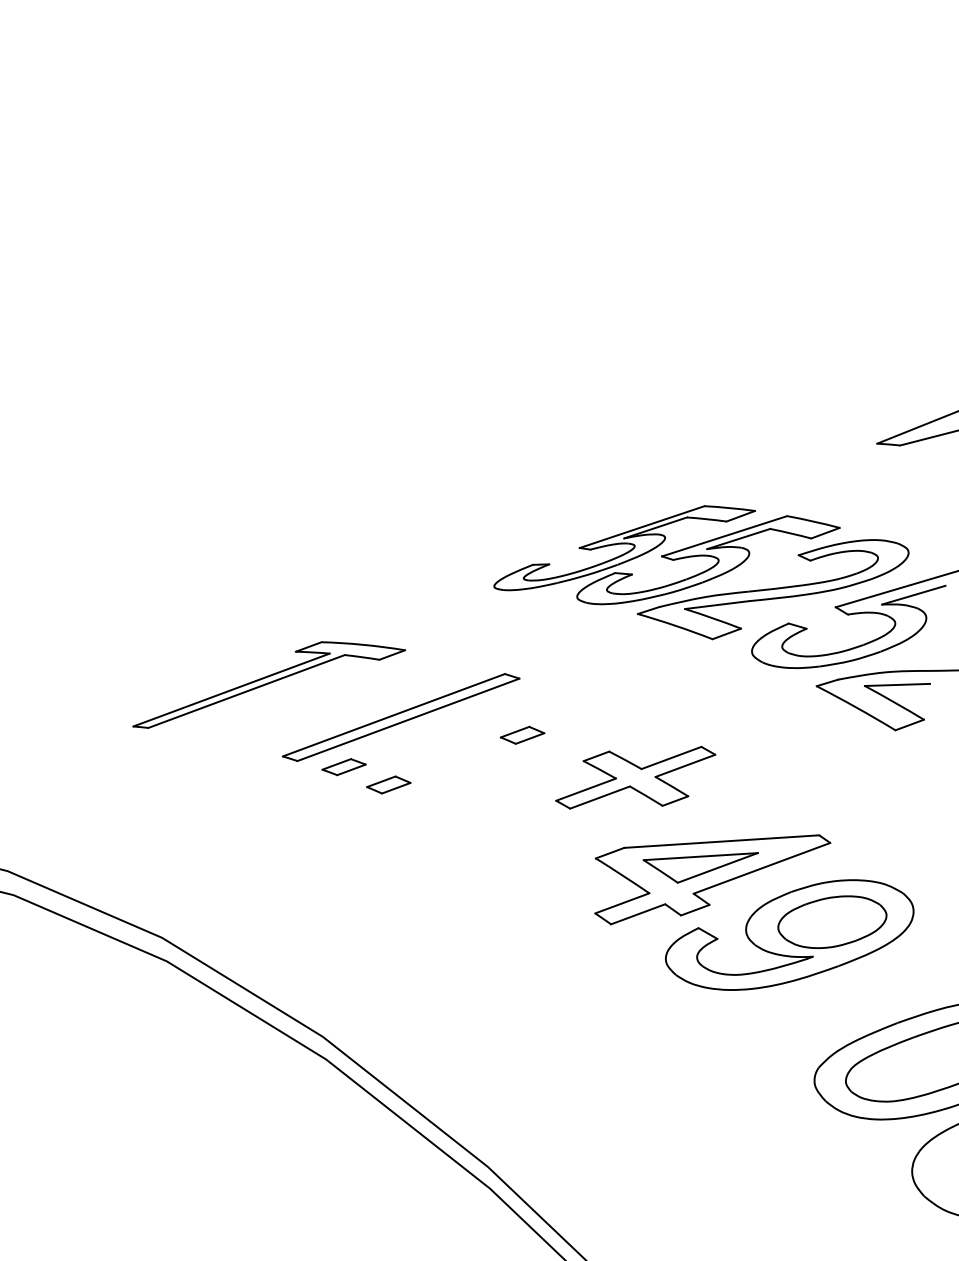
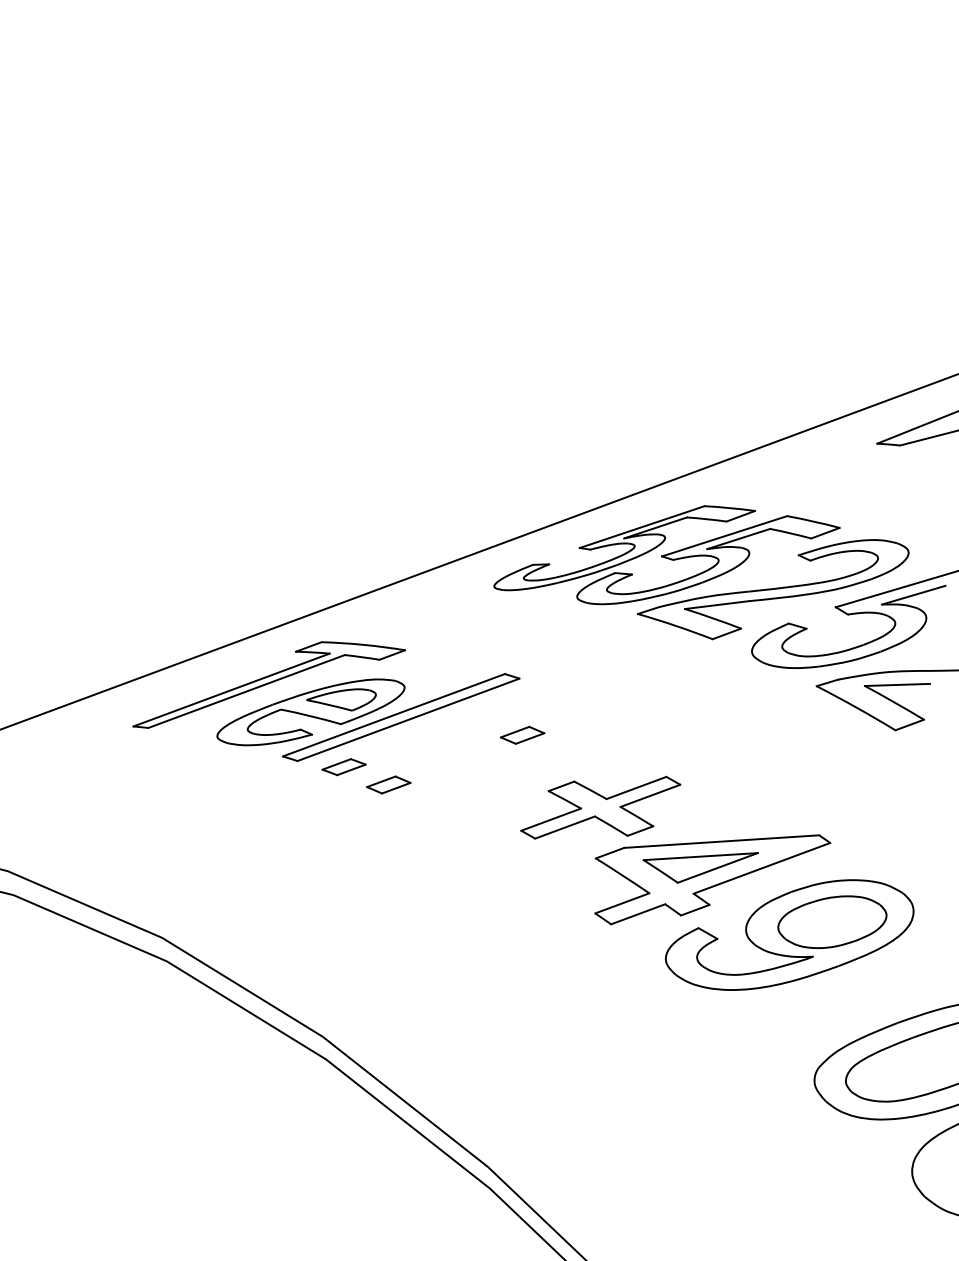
line: none -> present (478, 551)
part: none -> present (310, 712)
part position: (635, 777) -> (600, 807) (600, 807)
